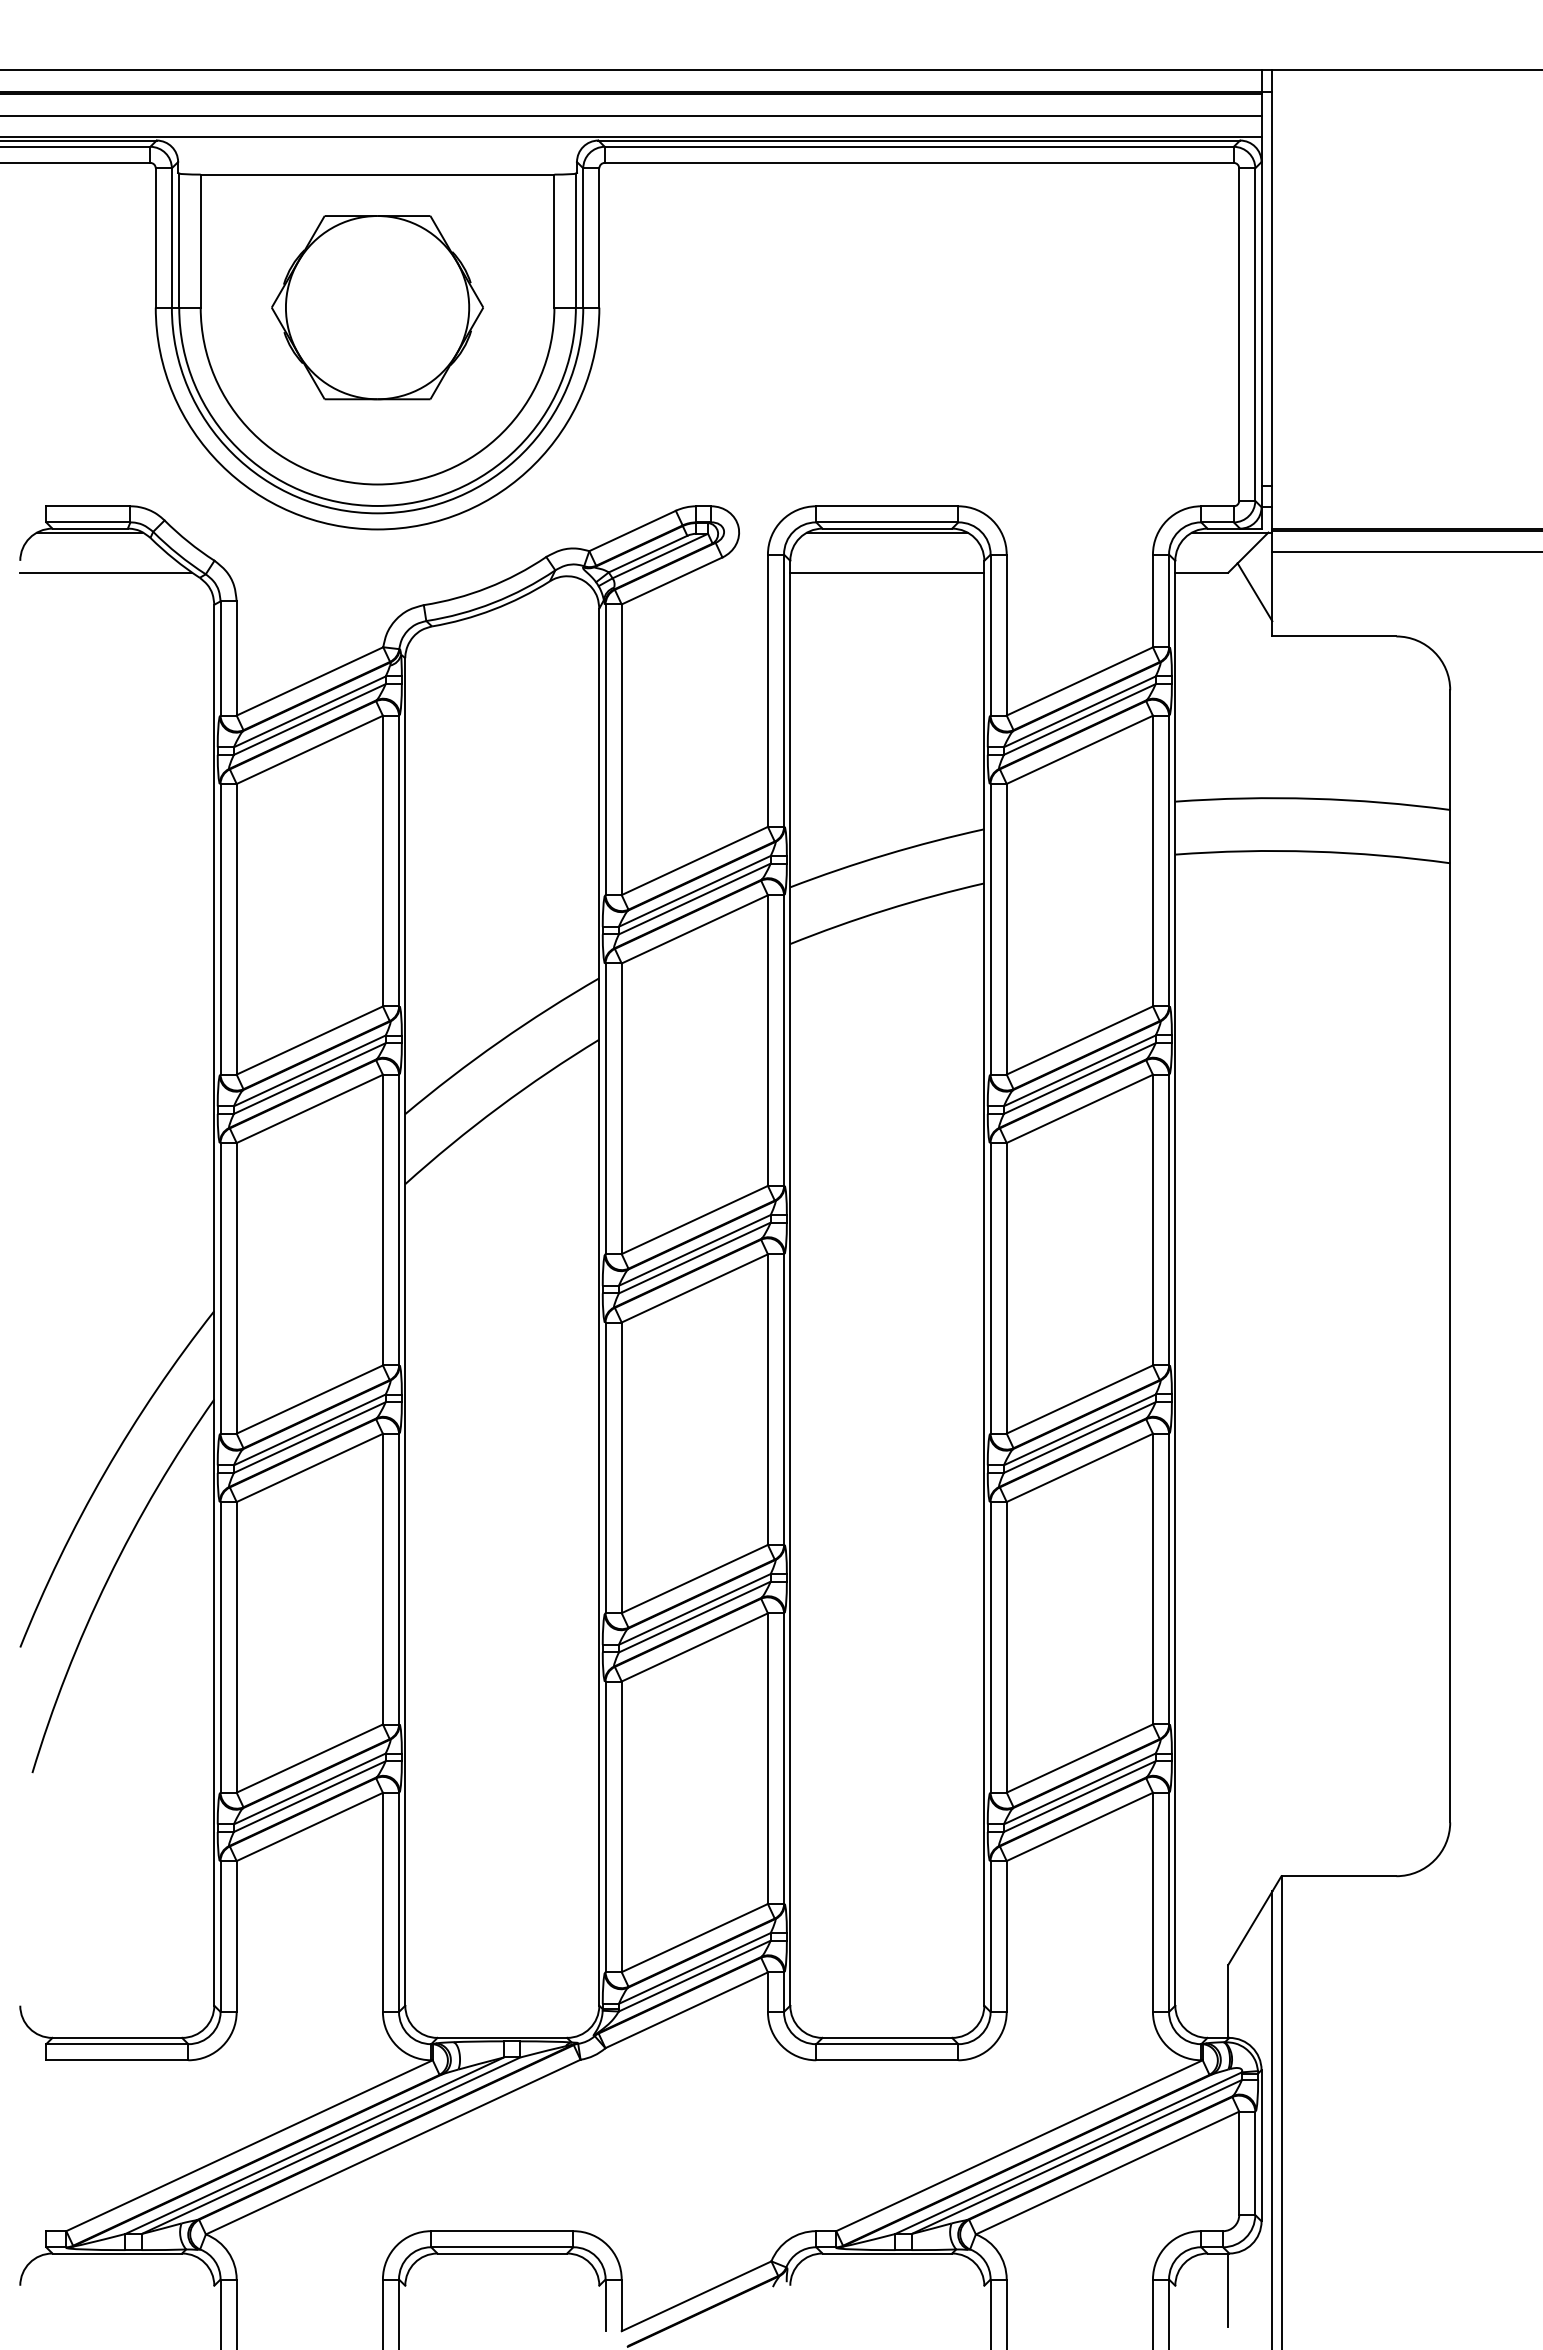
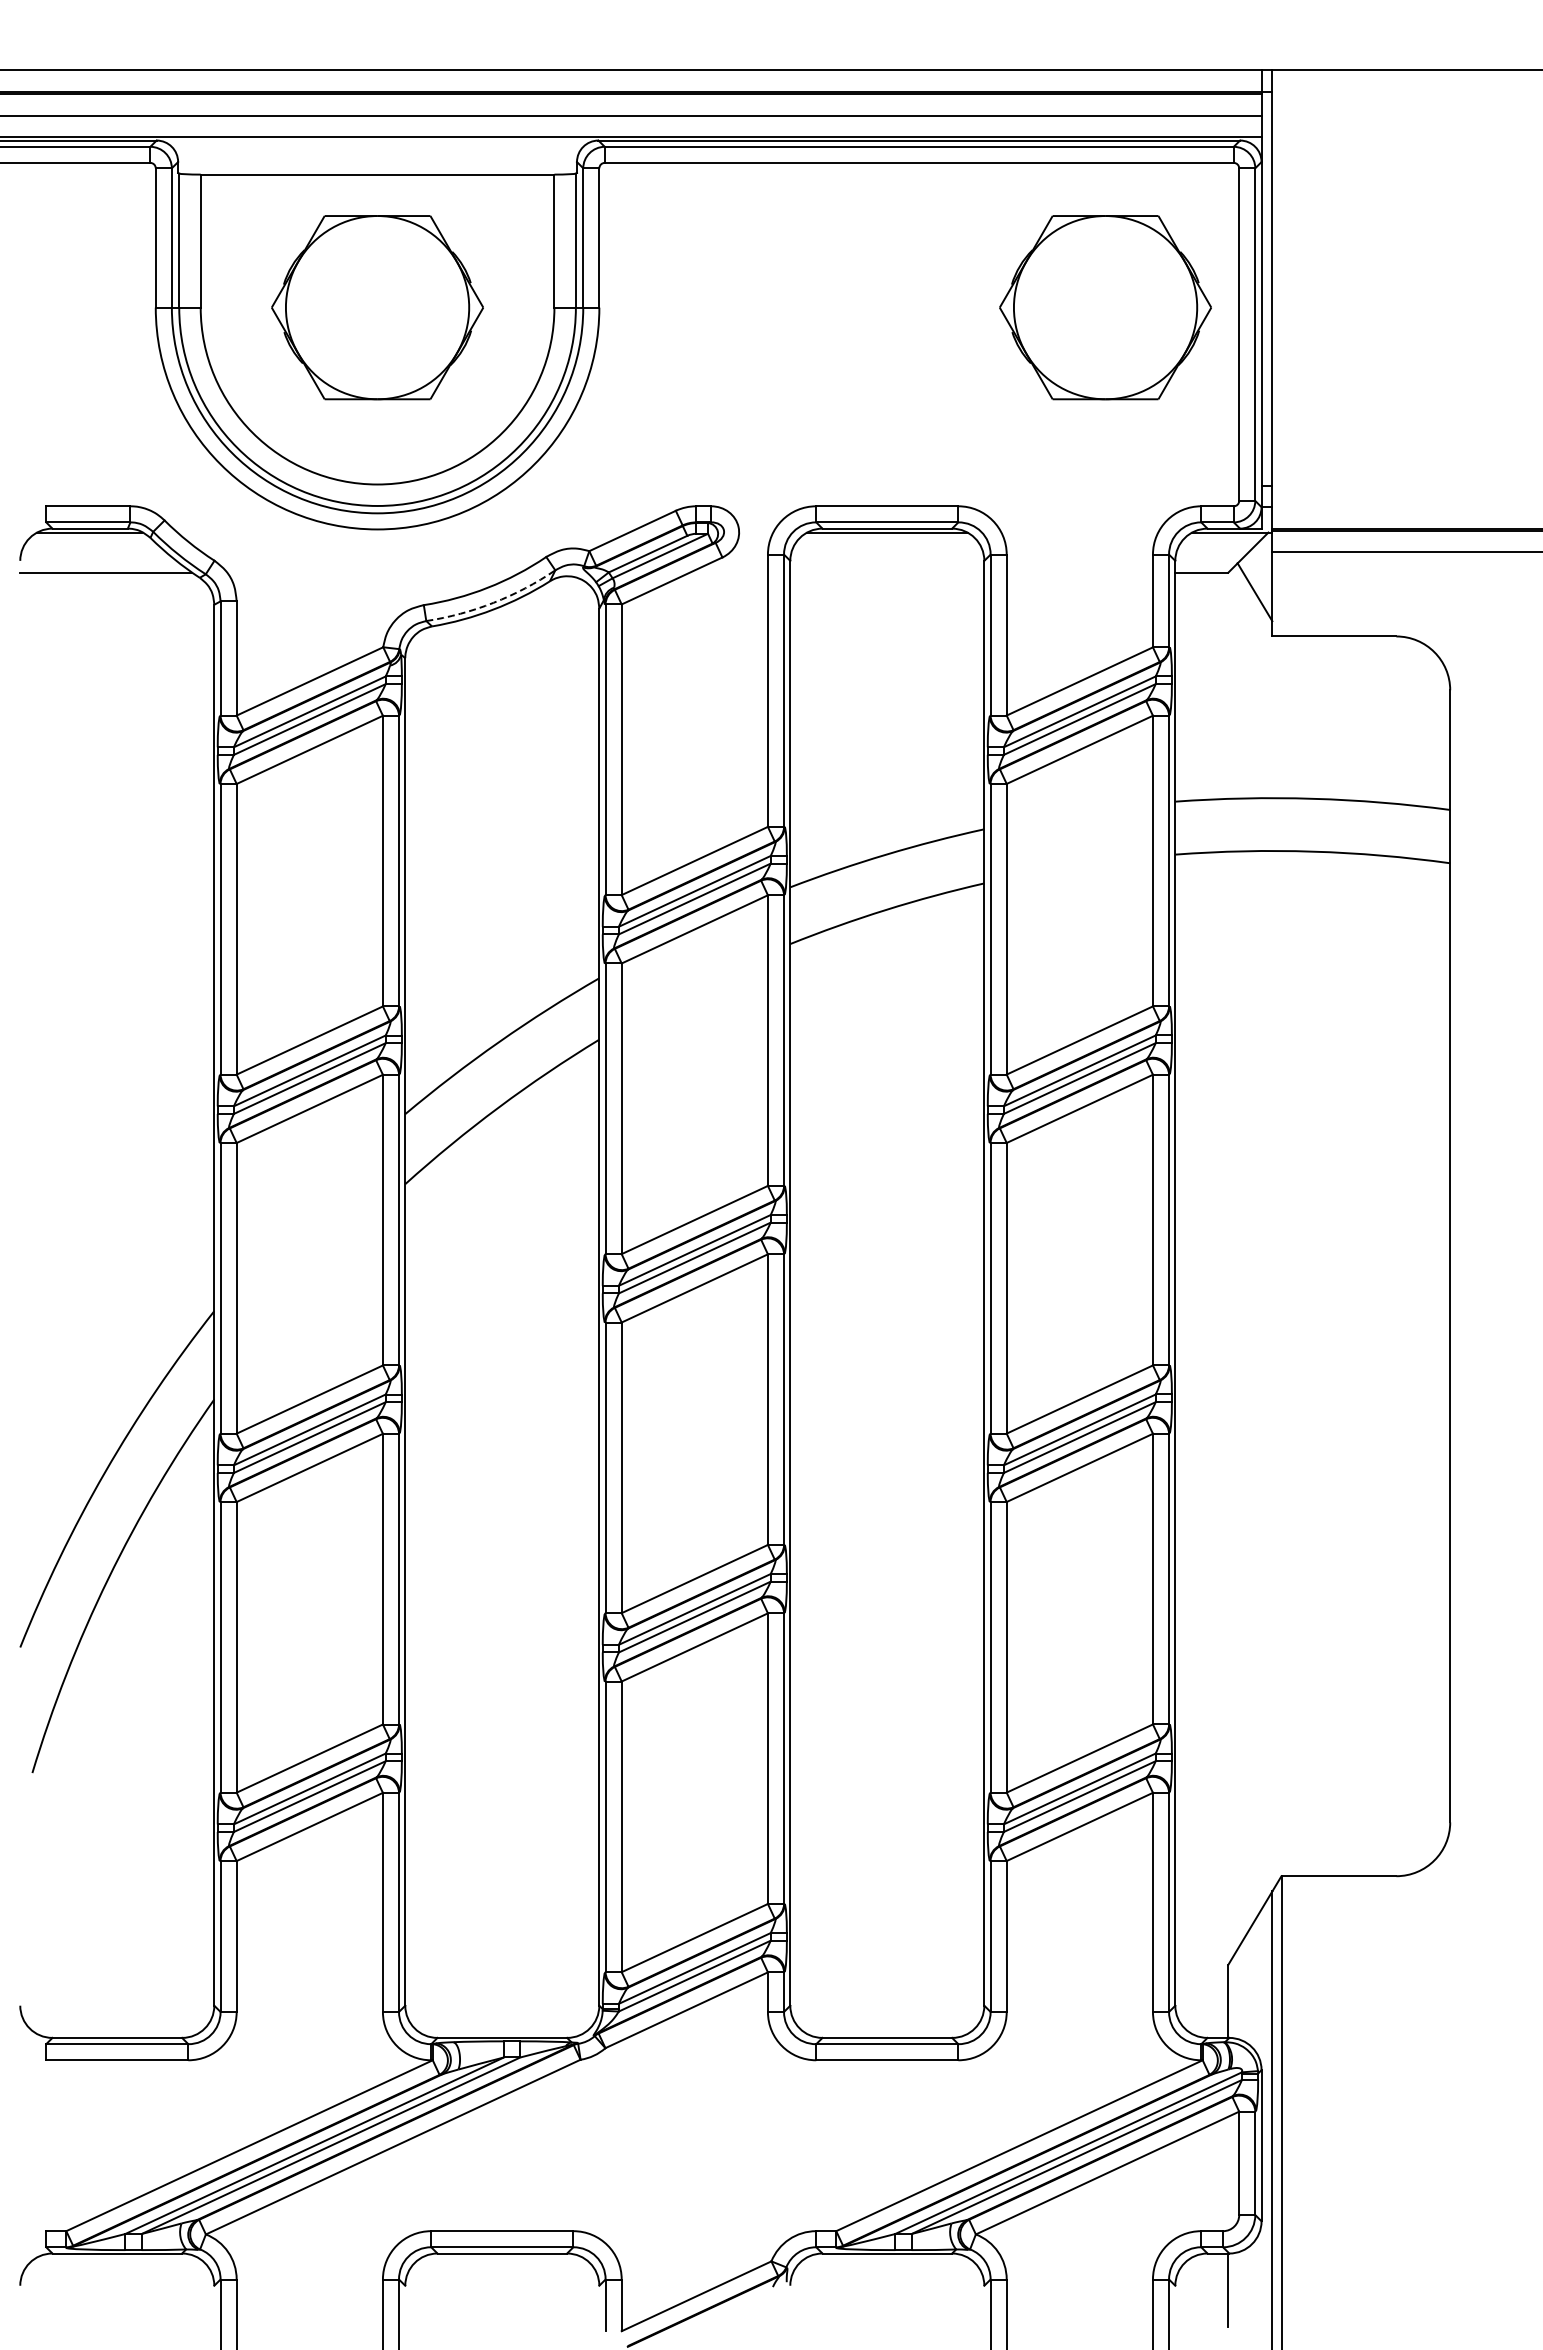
part: none -> present (1105, 307)
line: present -> none (887, 572)
arc: solid -> dashed (493, 602)
